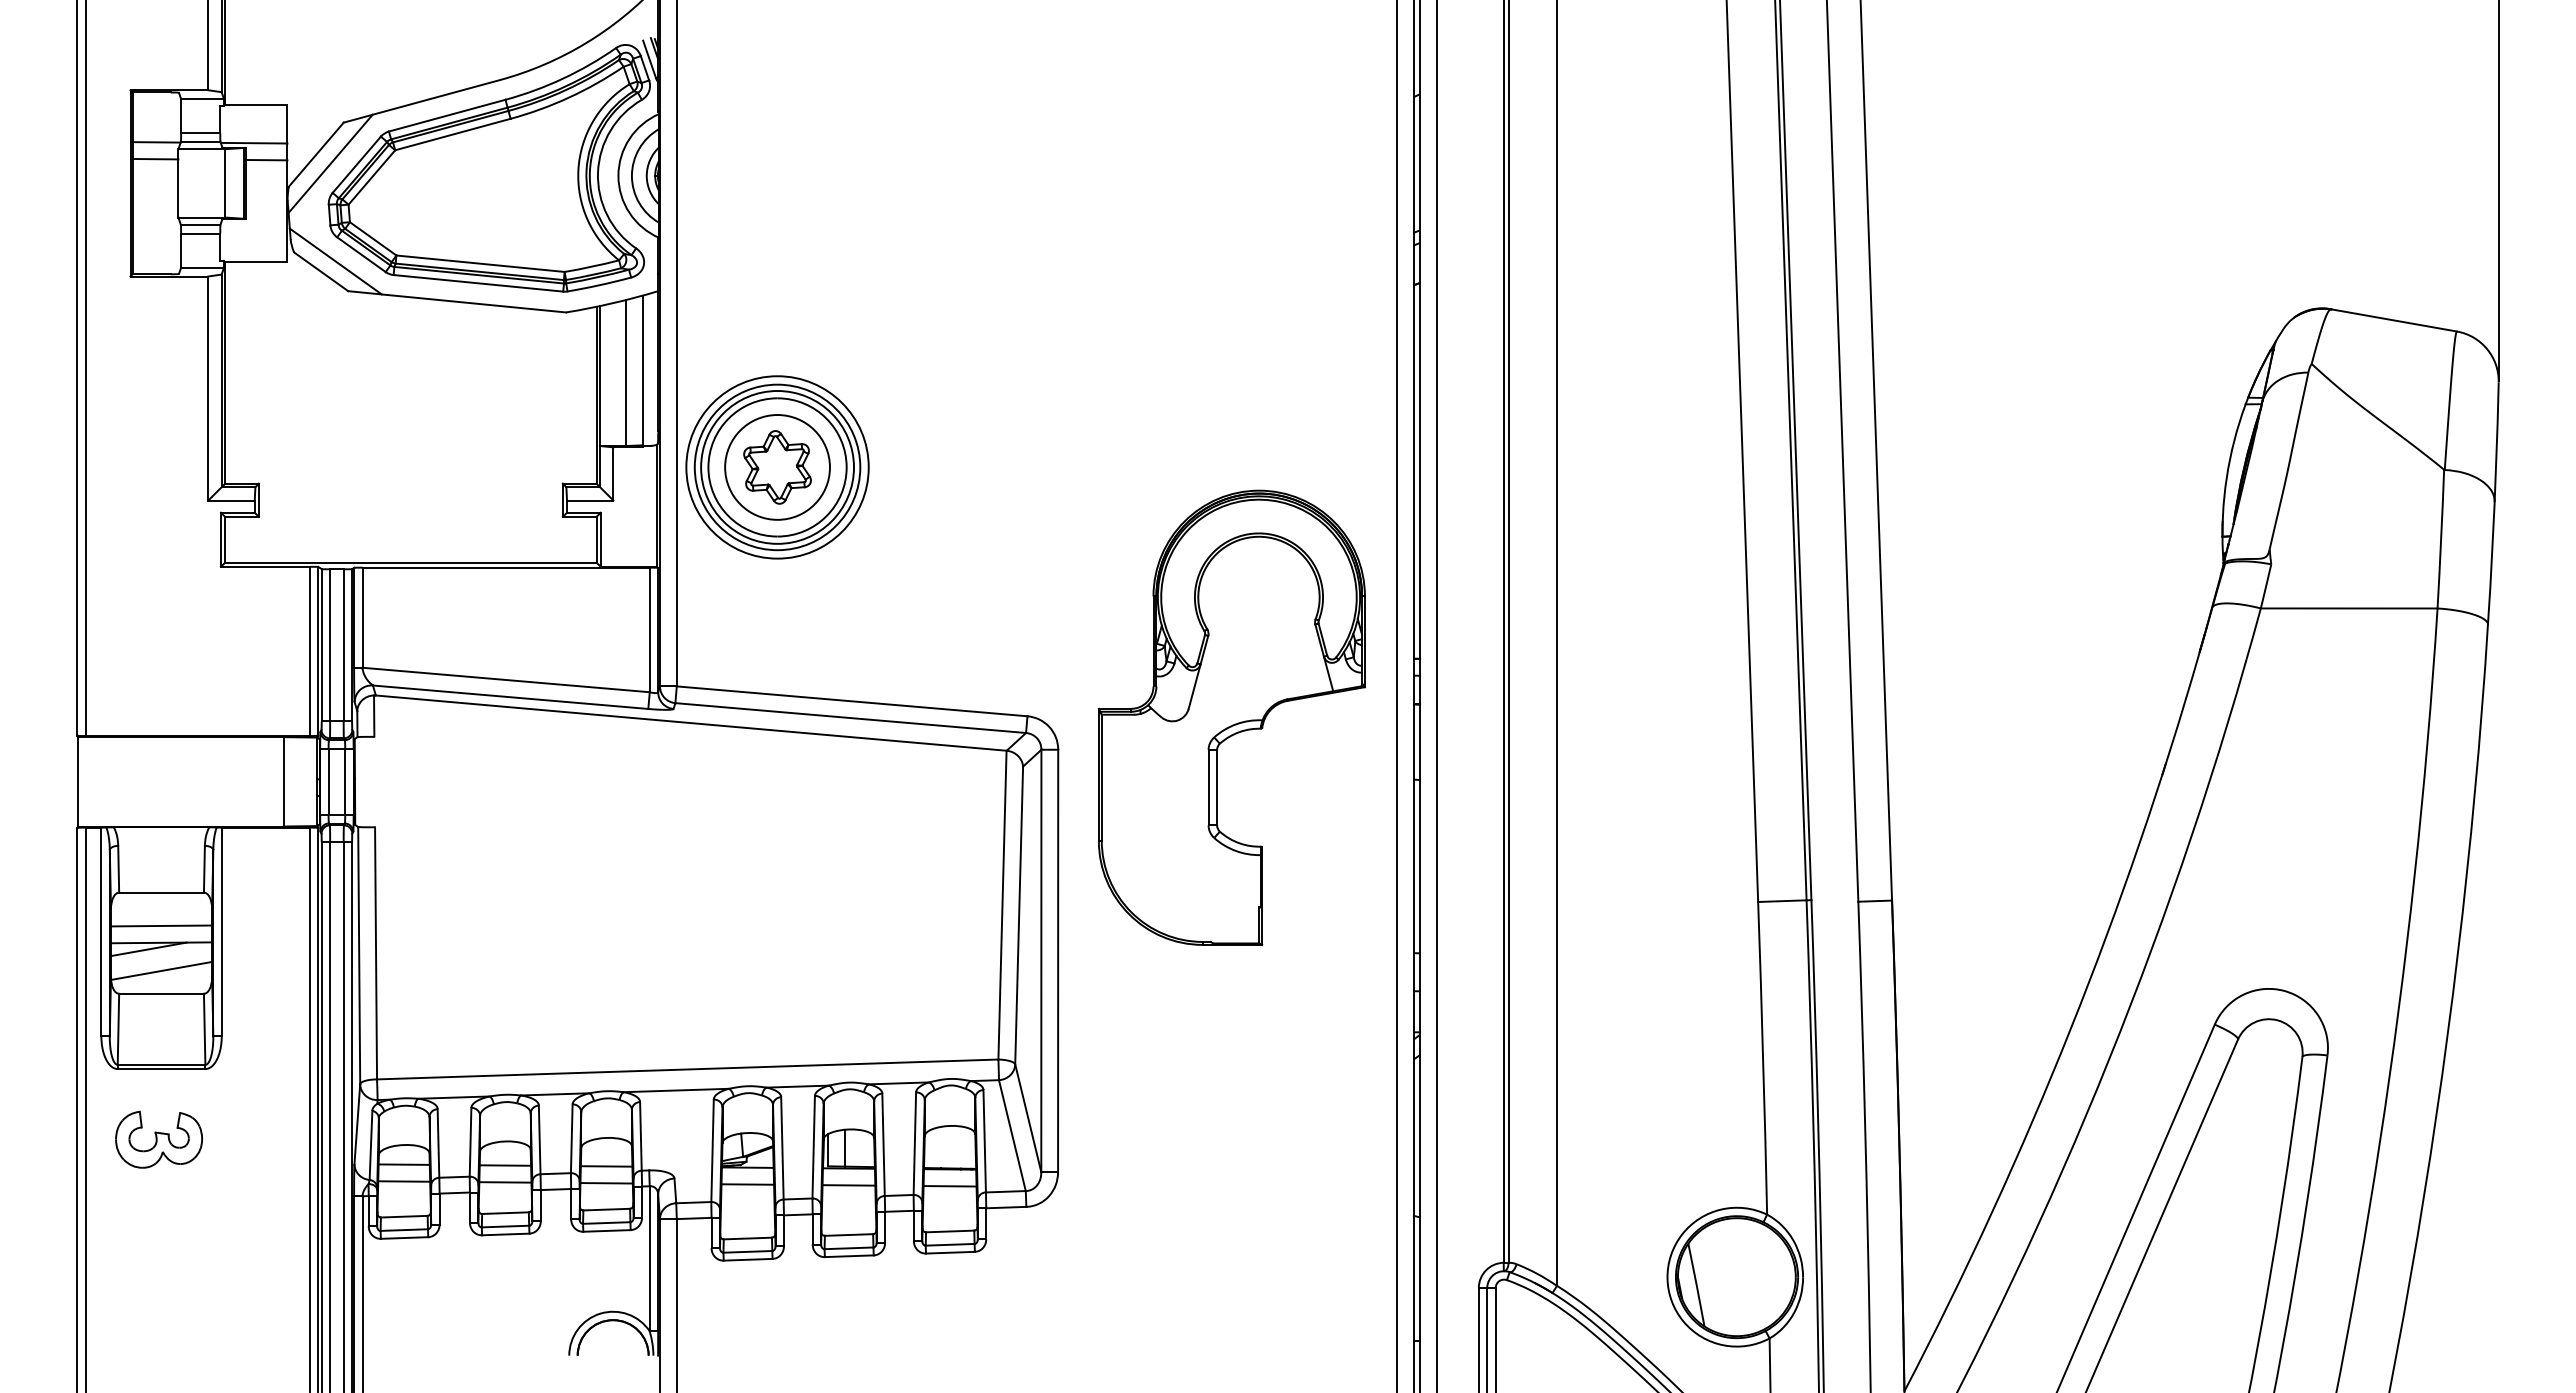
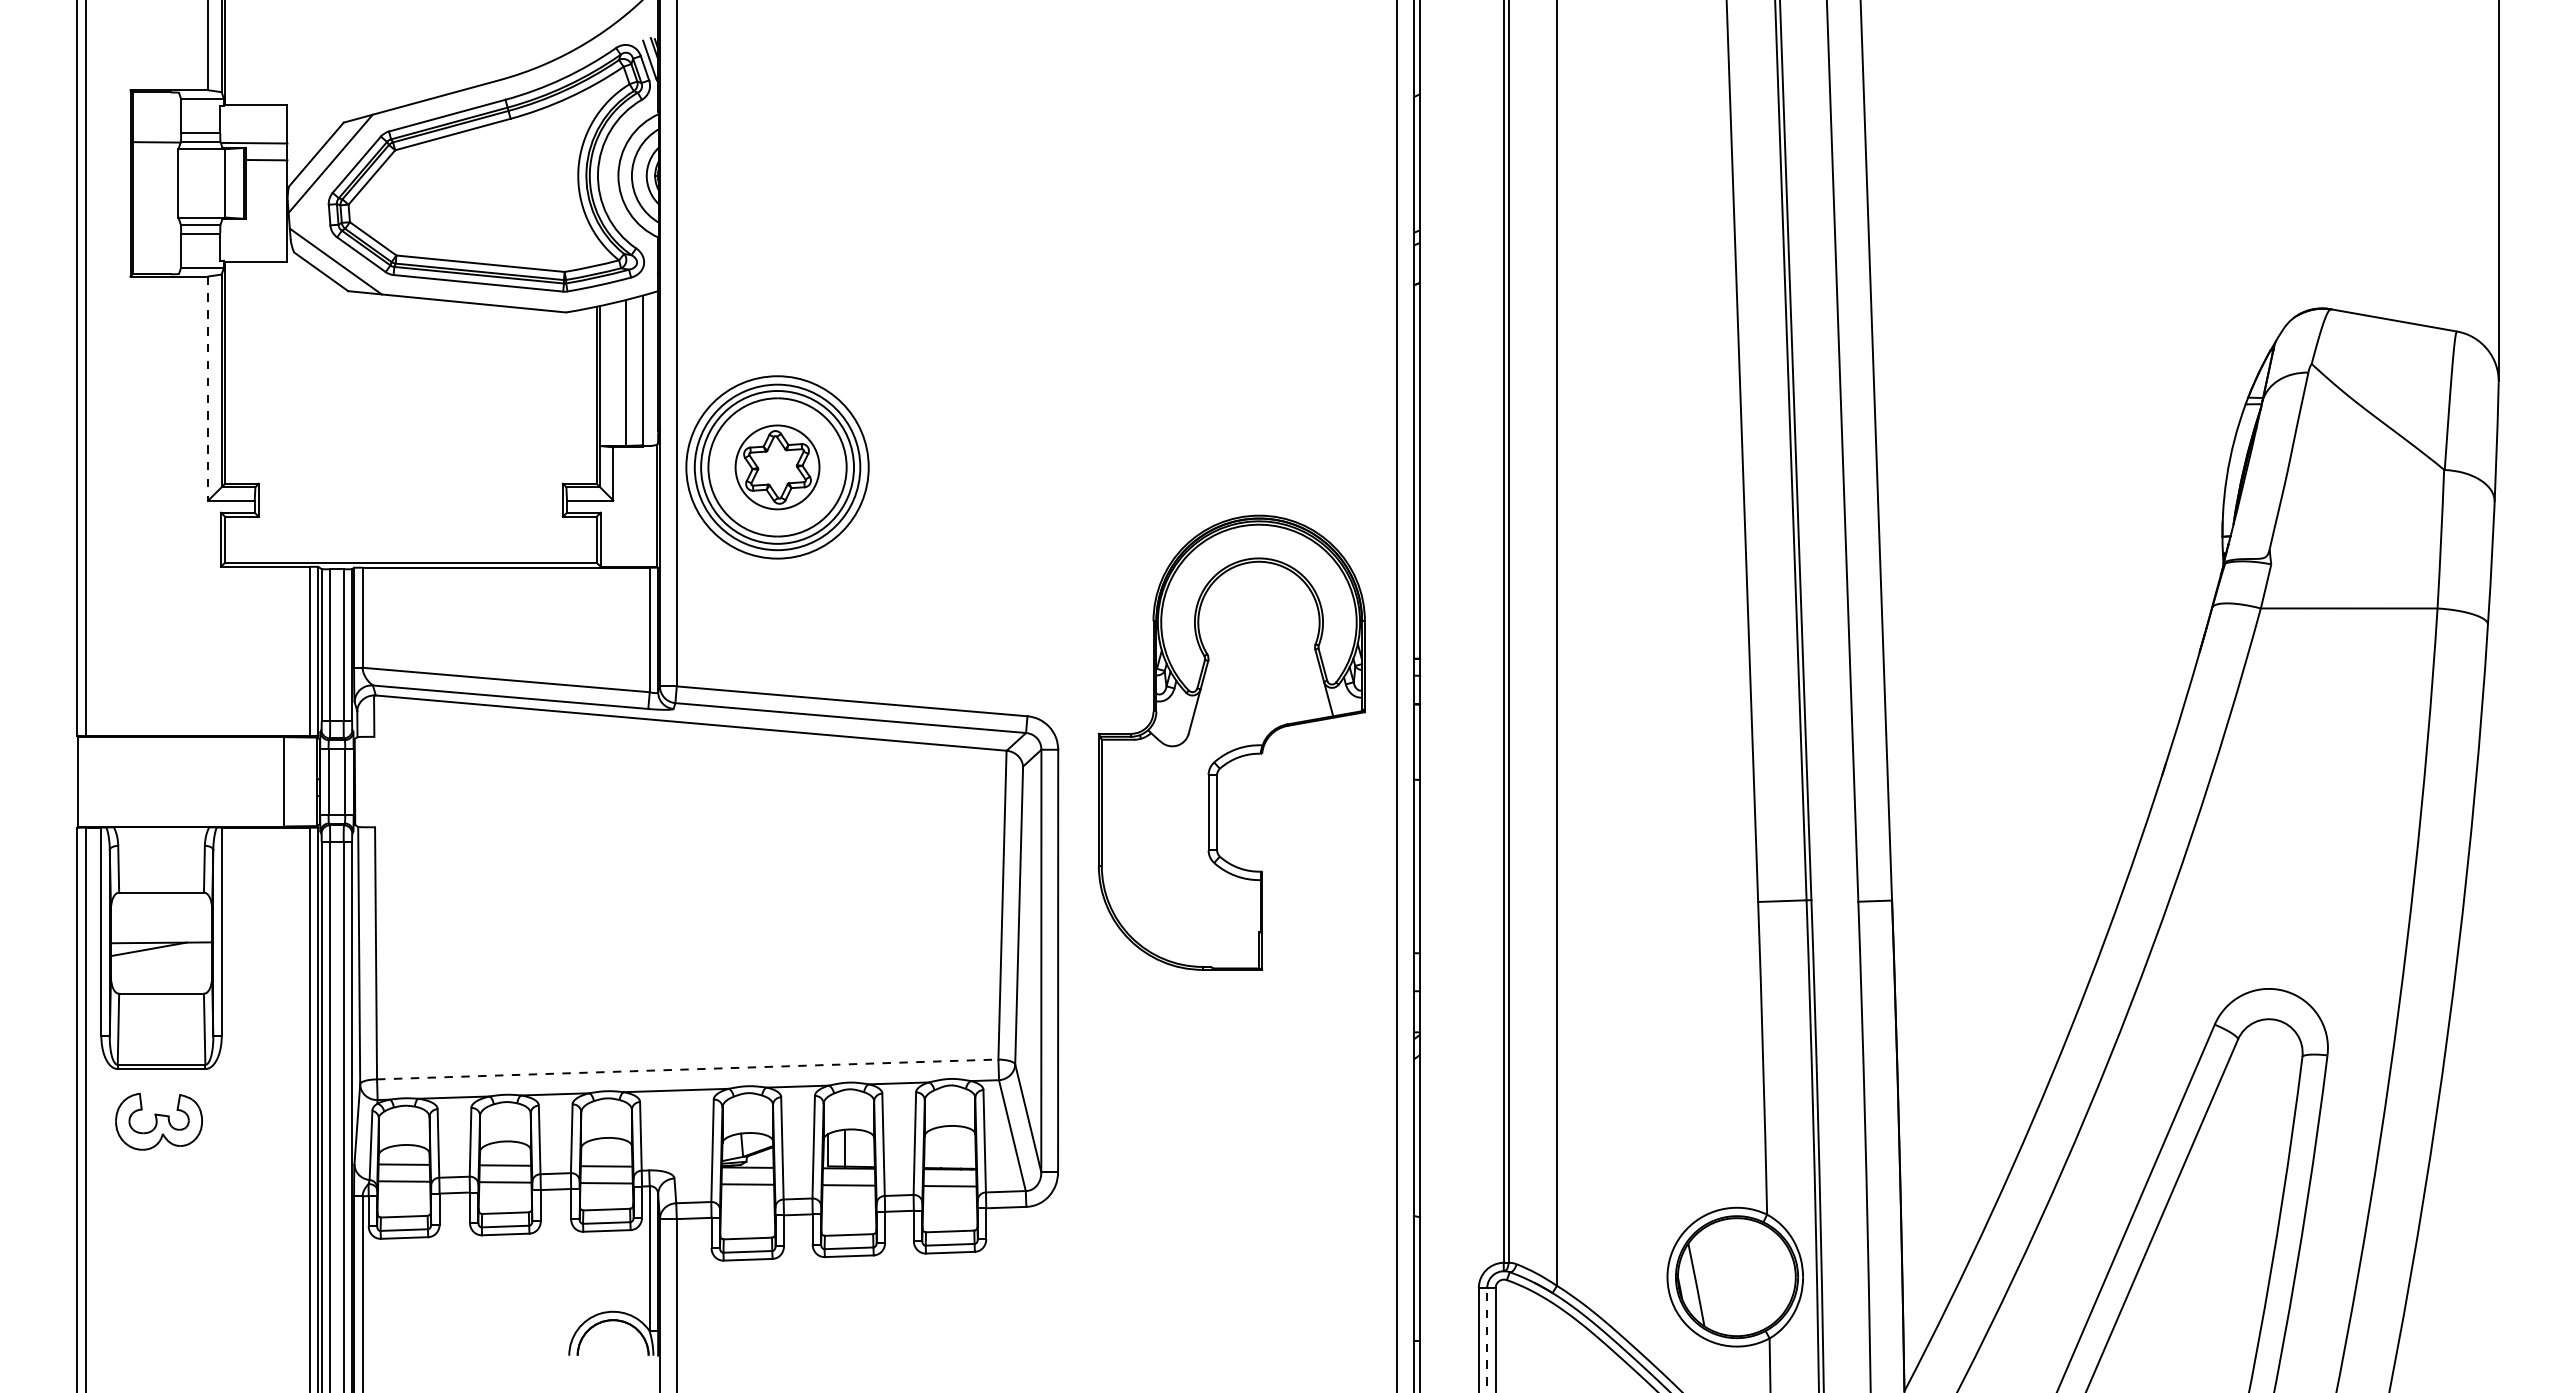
line: present -> none (155, 159)
line: solid -> dashed (208, 389)
circle diameter: 105 px -> 84 px (777, 467)
line: present -> none (1436, 695)
part position: (1231, 717) -> (1231, 742) (1231, 742)
line: present -> none (161, 925)
line: present -> none (161, 970)
line: solid -> dashed (687, 1069)
part position: (158, 1139) -> (158, 1121) (158, 1121)
line: solid -> dashed (1487, 1339)
